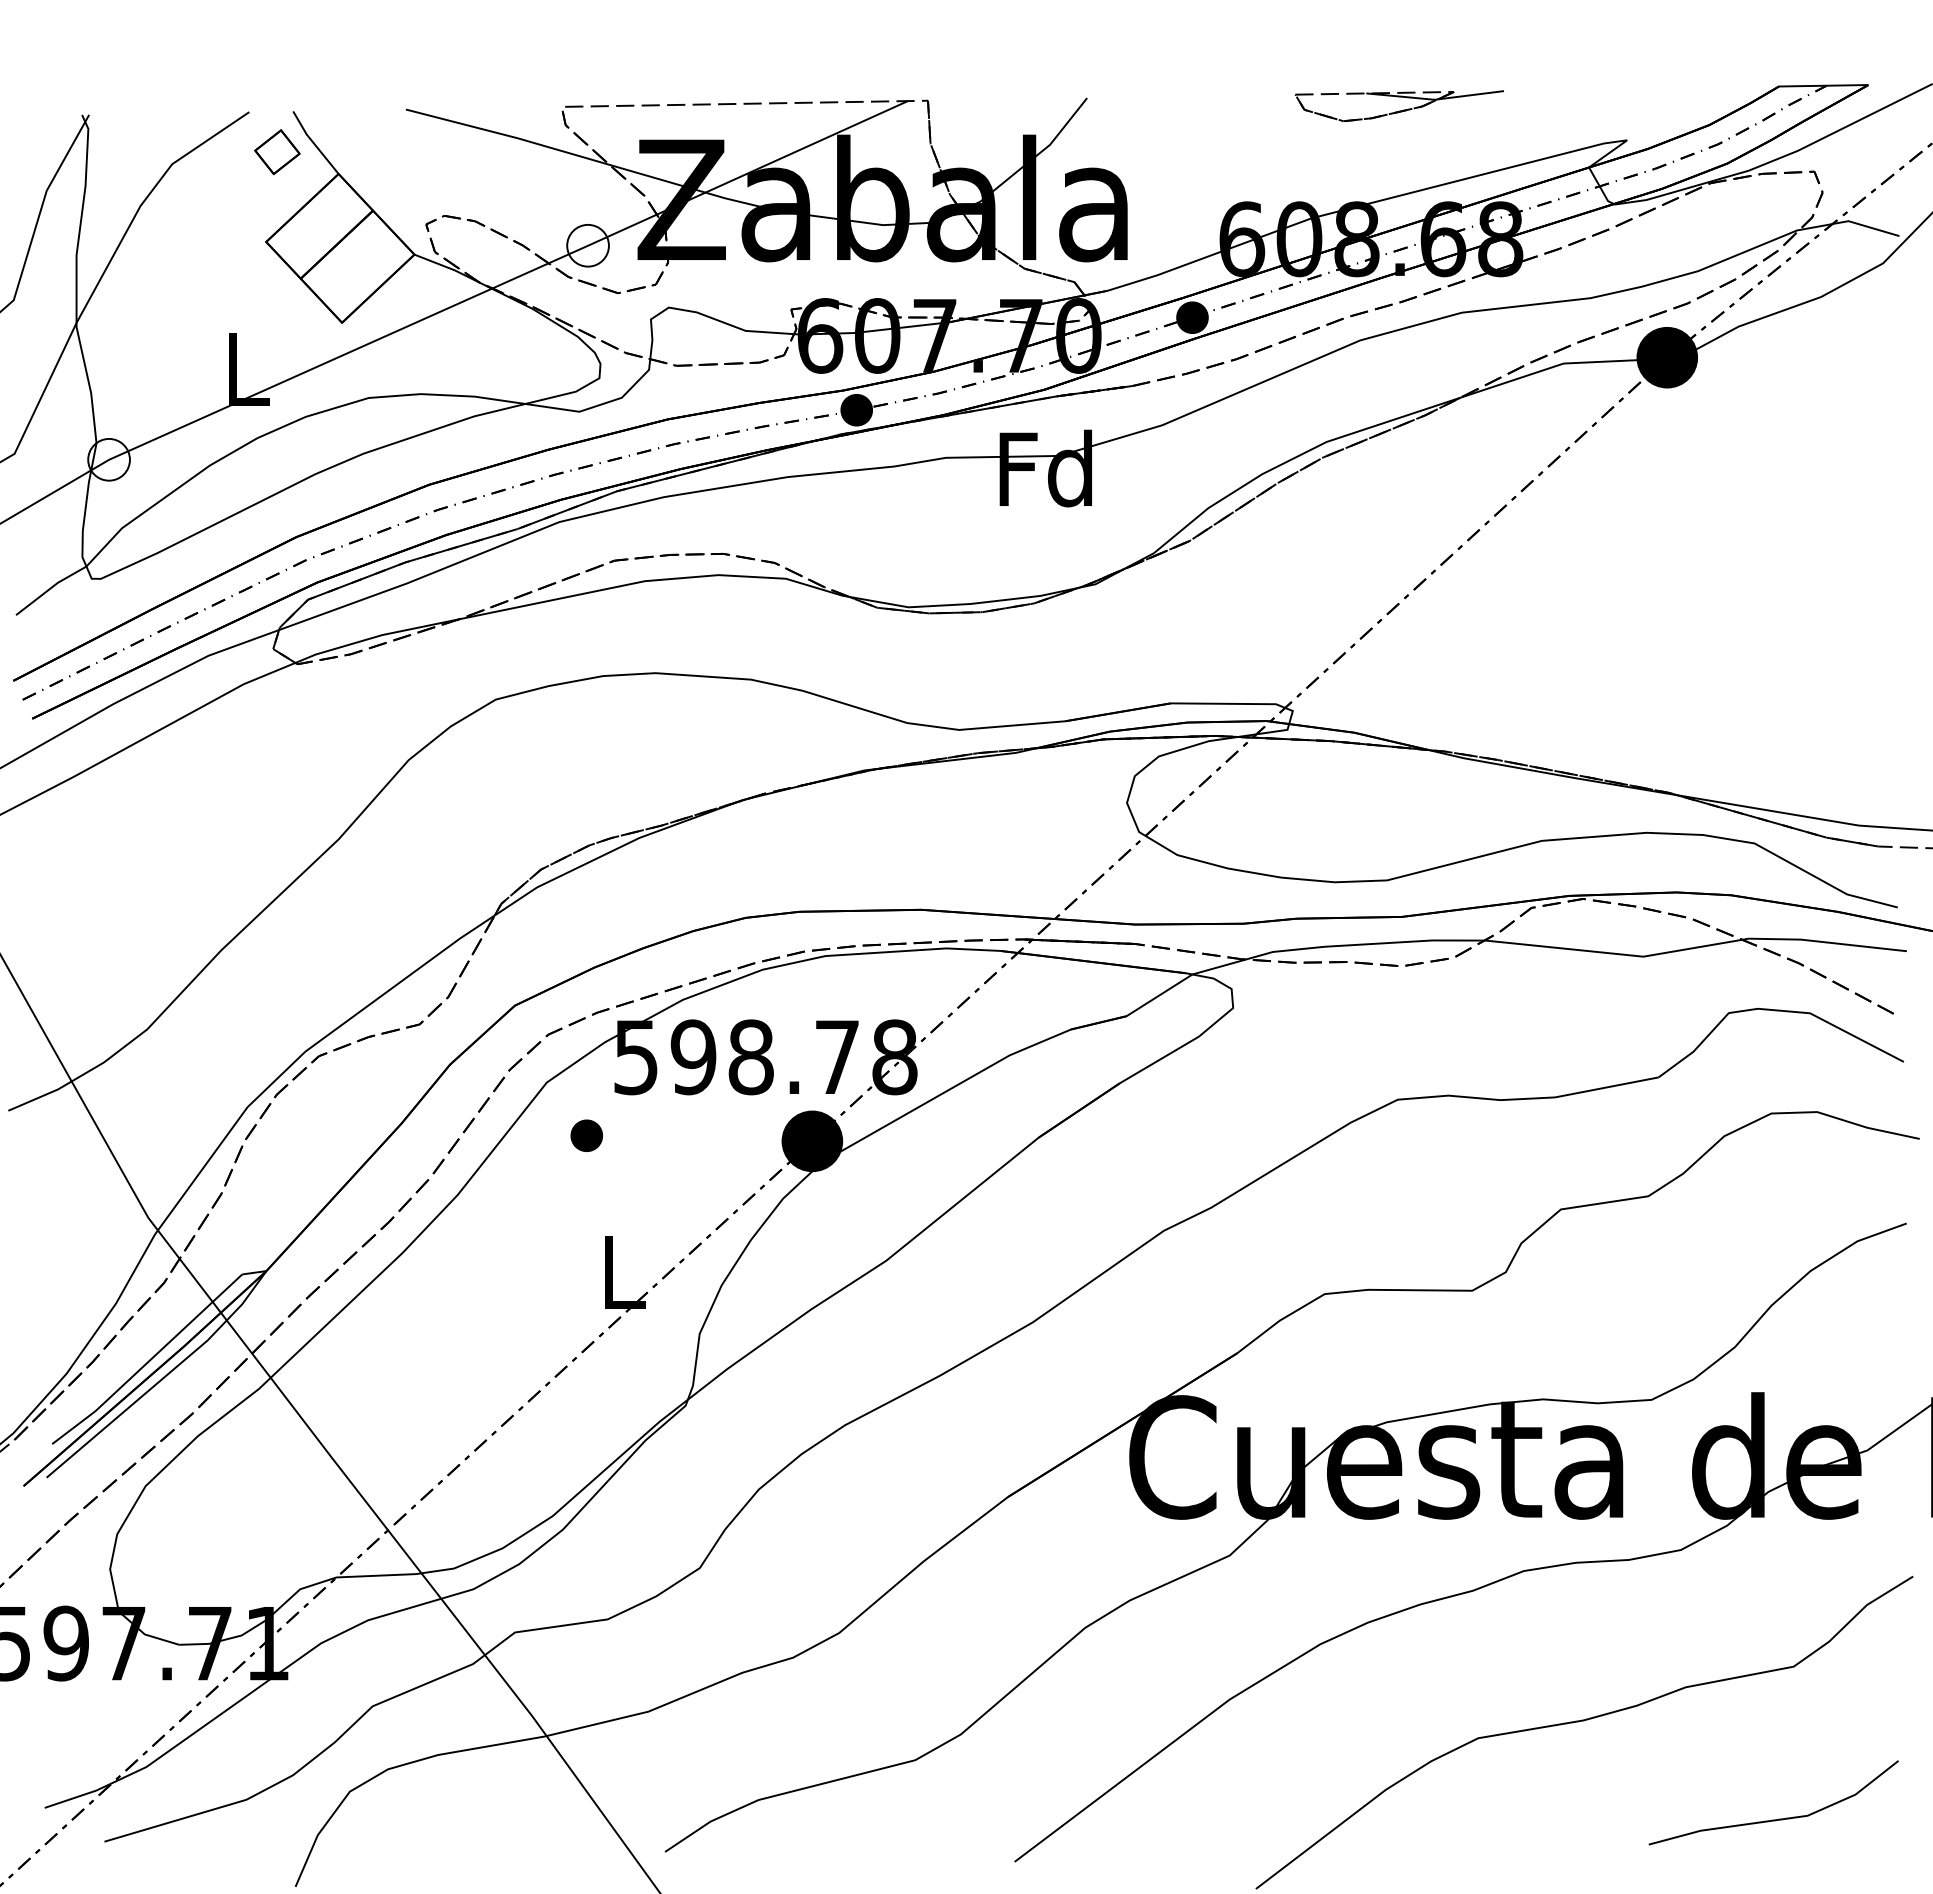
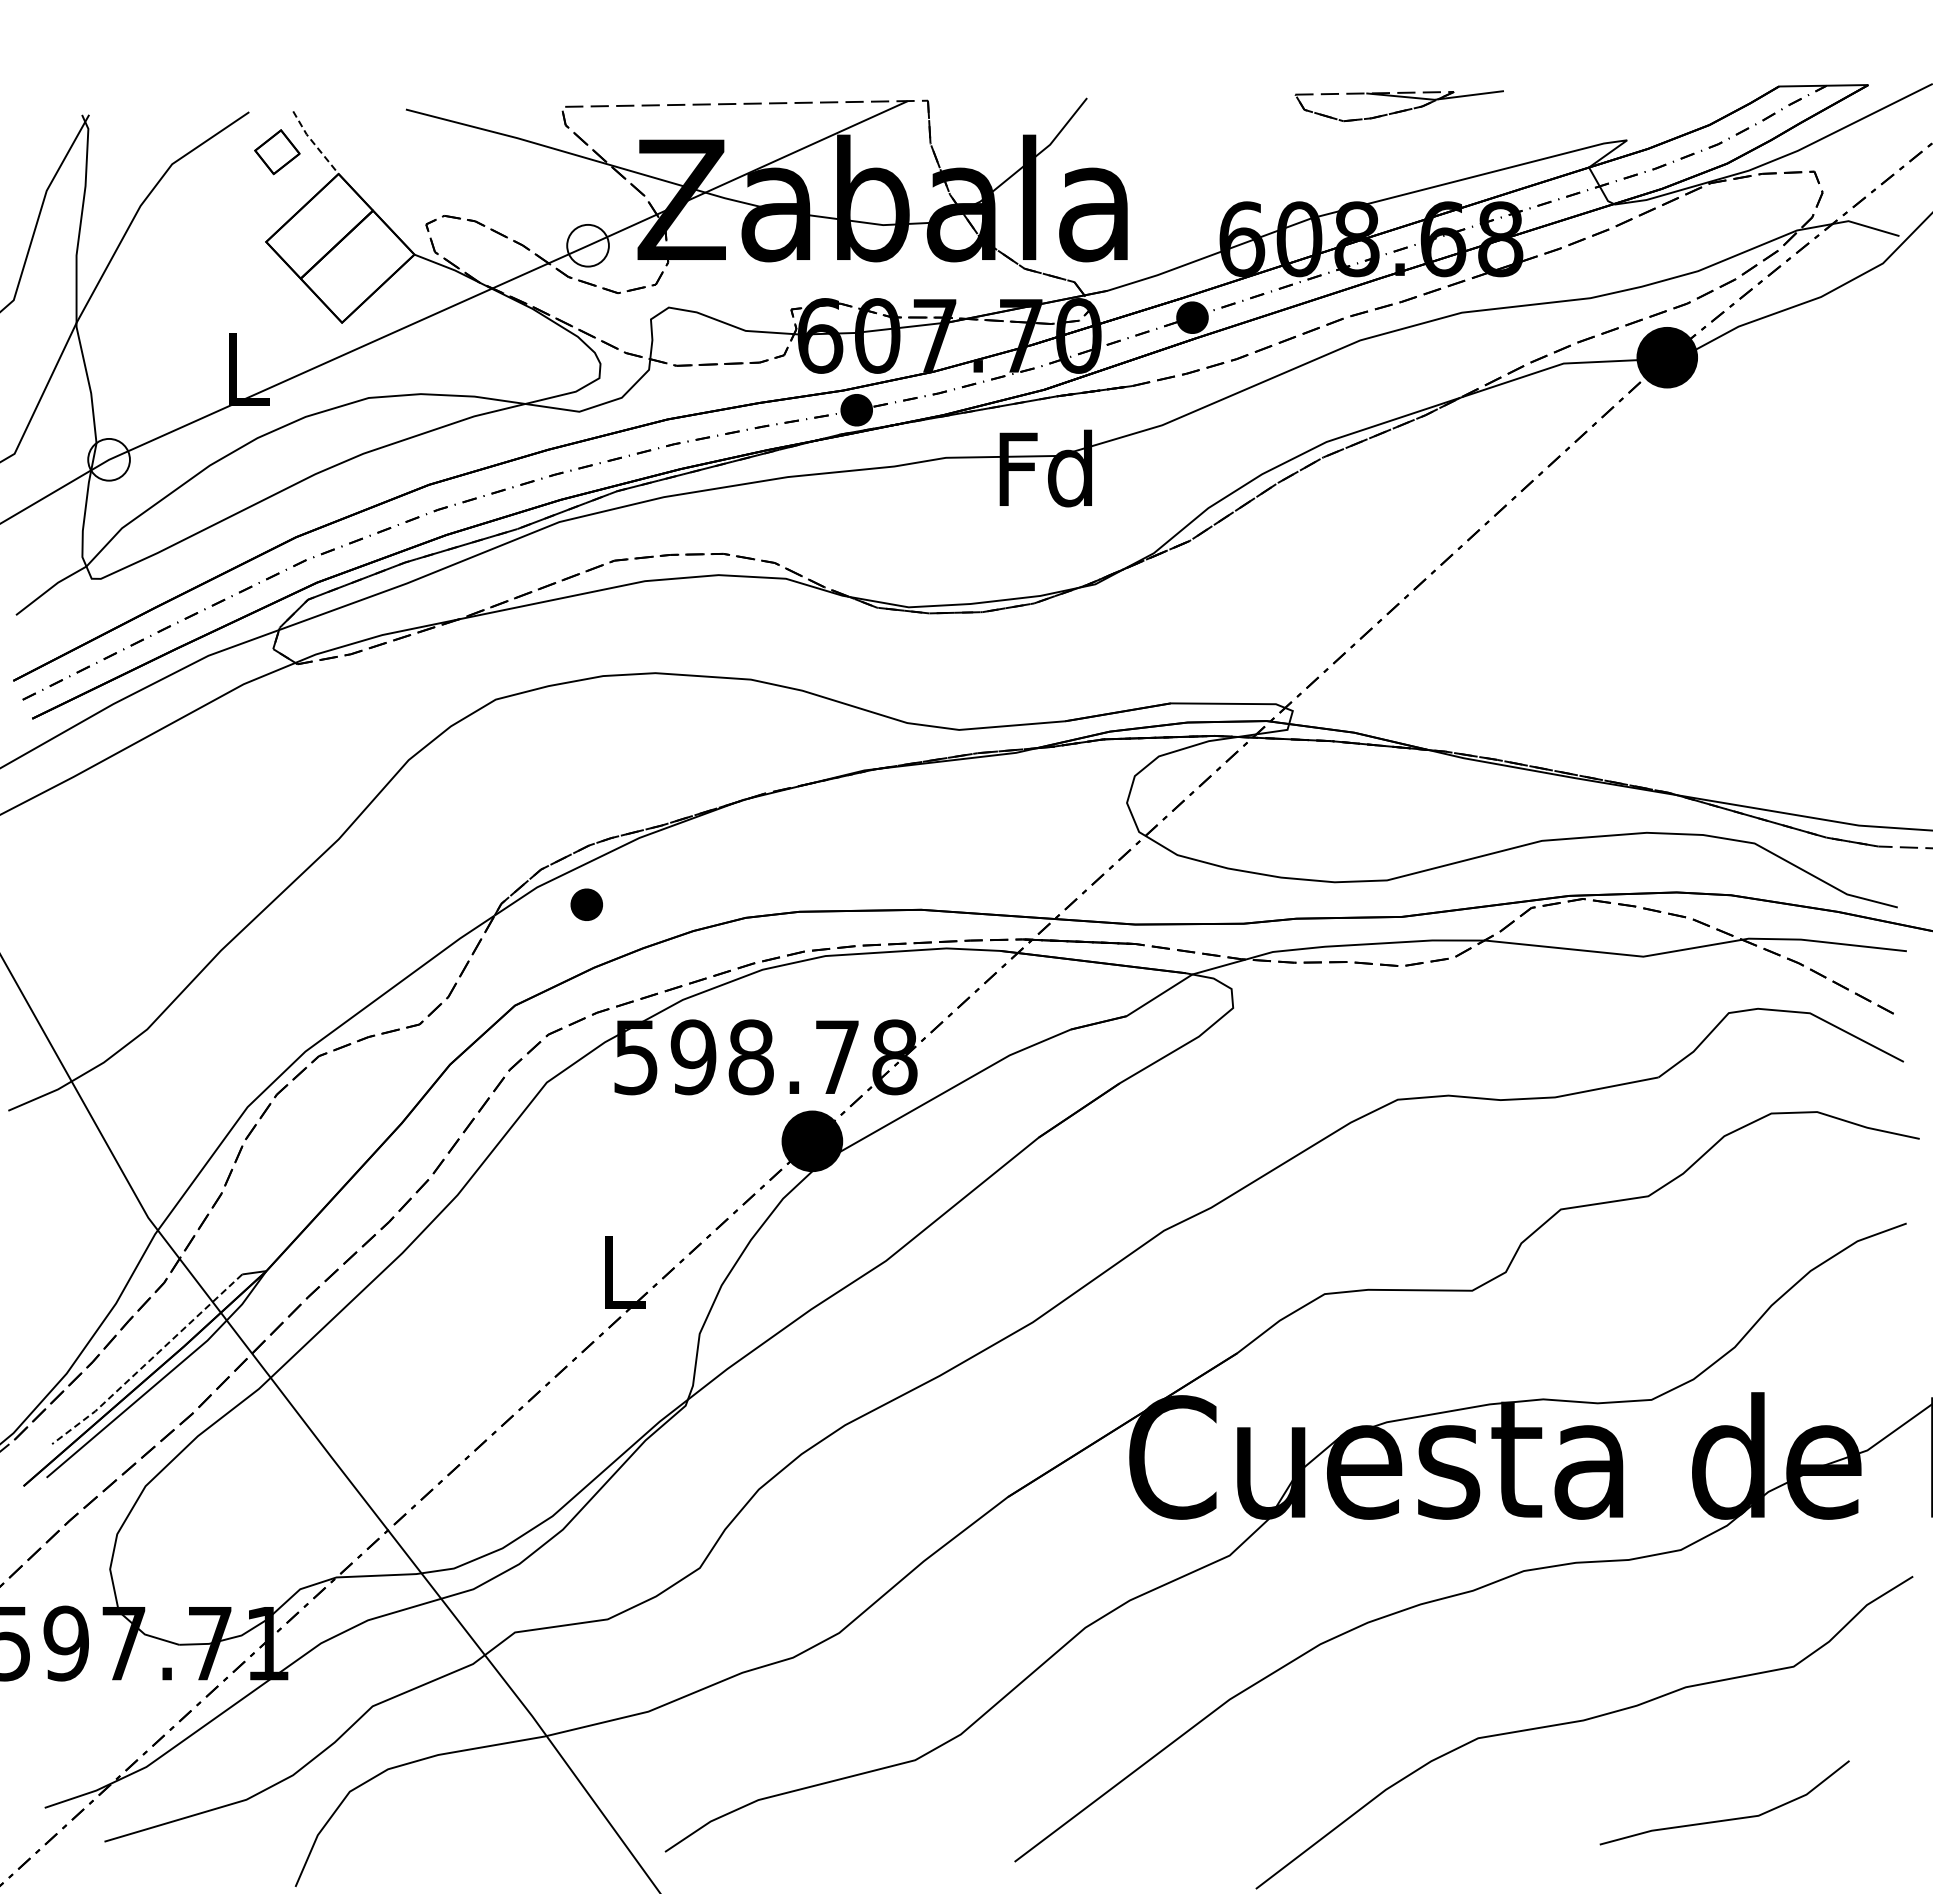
line: solid -> dashed (314, 143)
part position: (586, 1135) -> (586, 904) (586, 904)
line: solid -> dashed (148, 1362)
line position: (1773, 1819) -> (1724, 1819) (1724, 1819)
